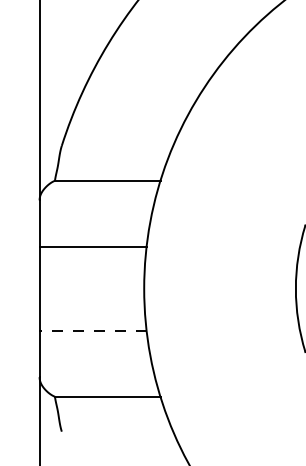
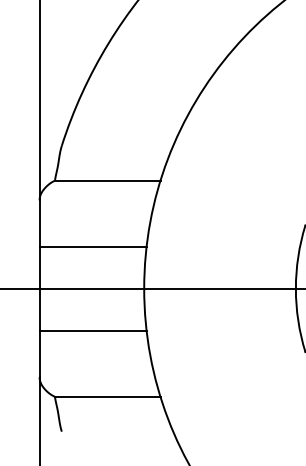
line: none -> present (152, 288)
line: dashed -> solid (92, 330)
